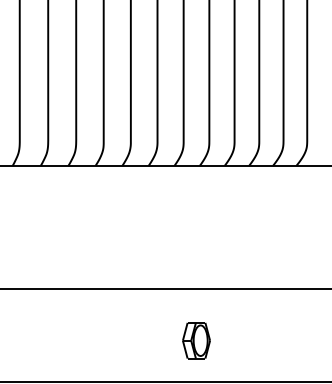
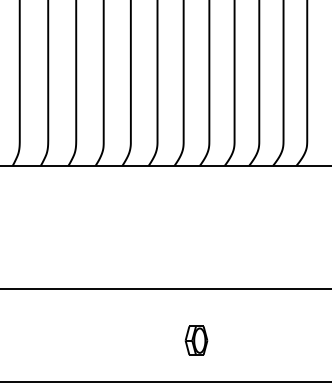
part size: 29x38 px -> 25x31 px (196, 340)
